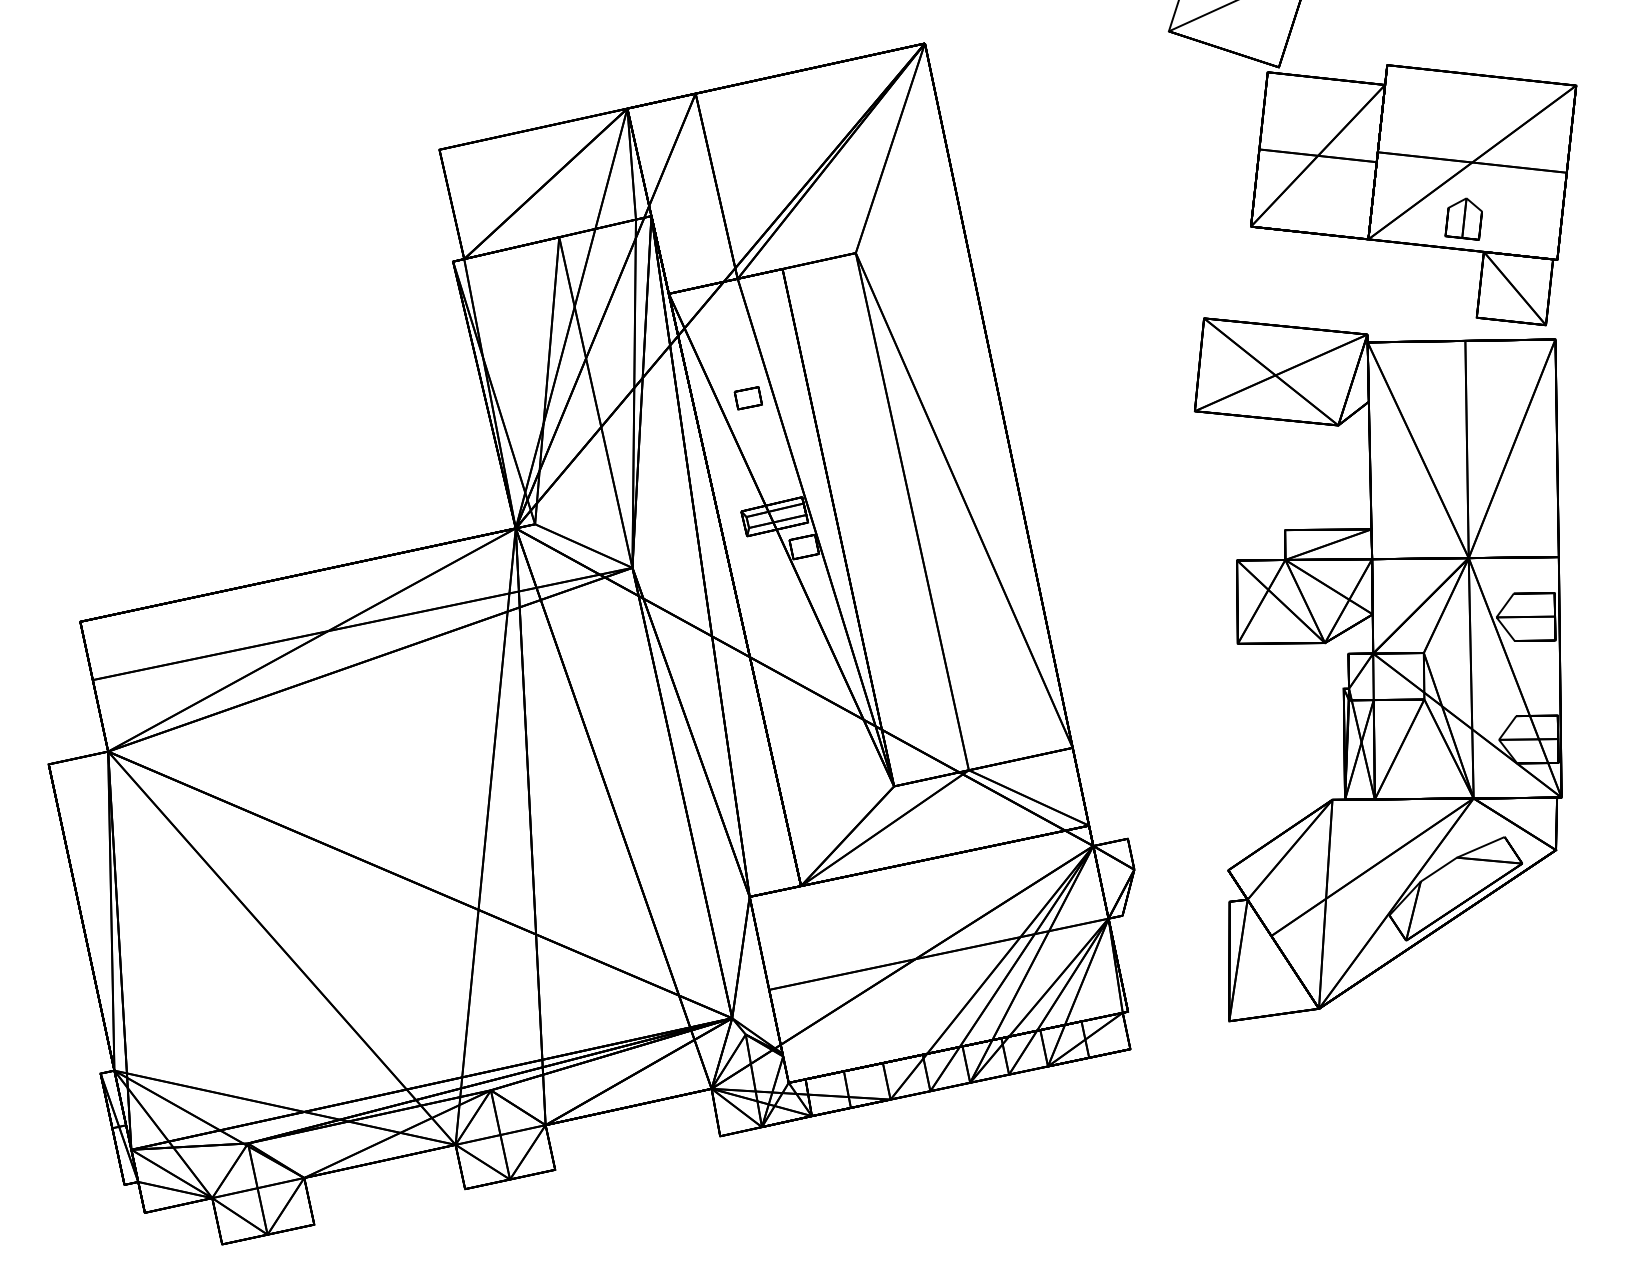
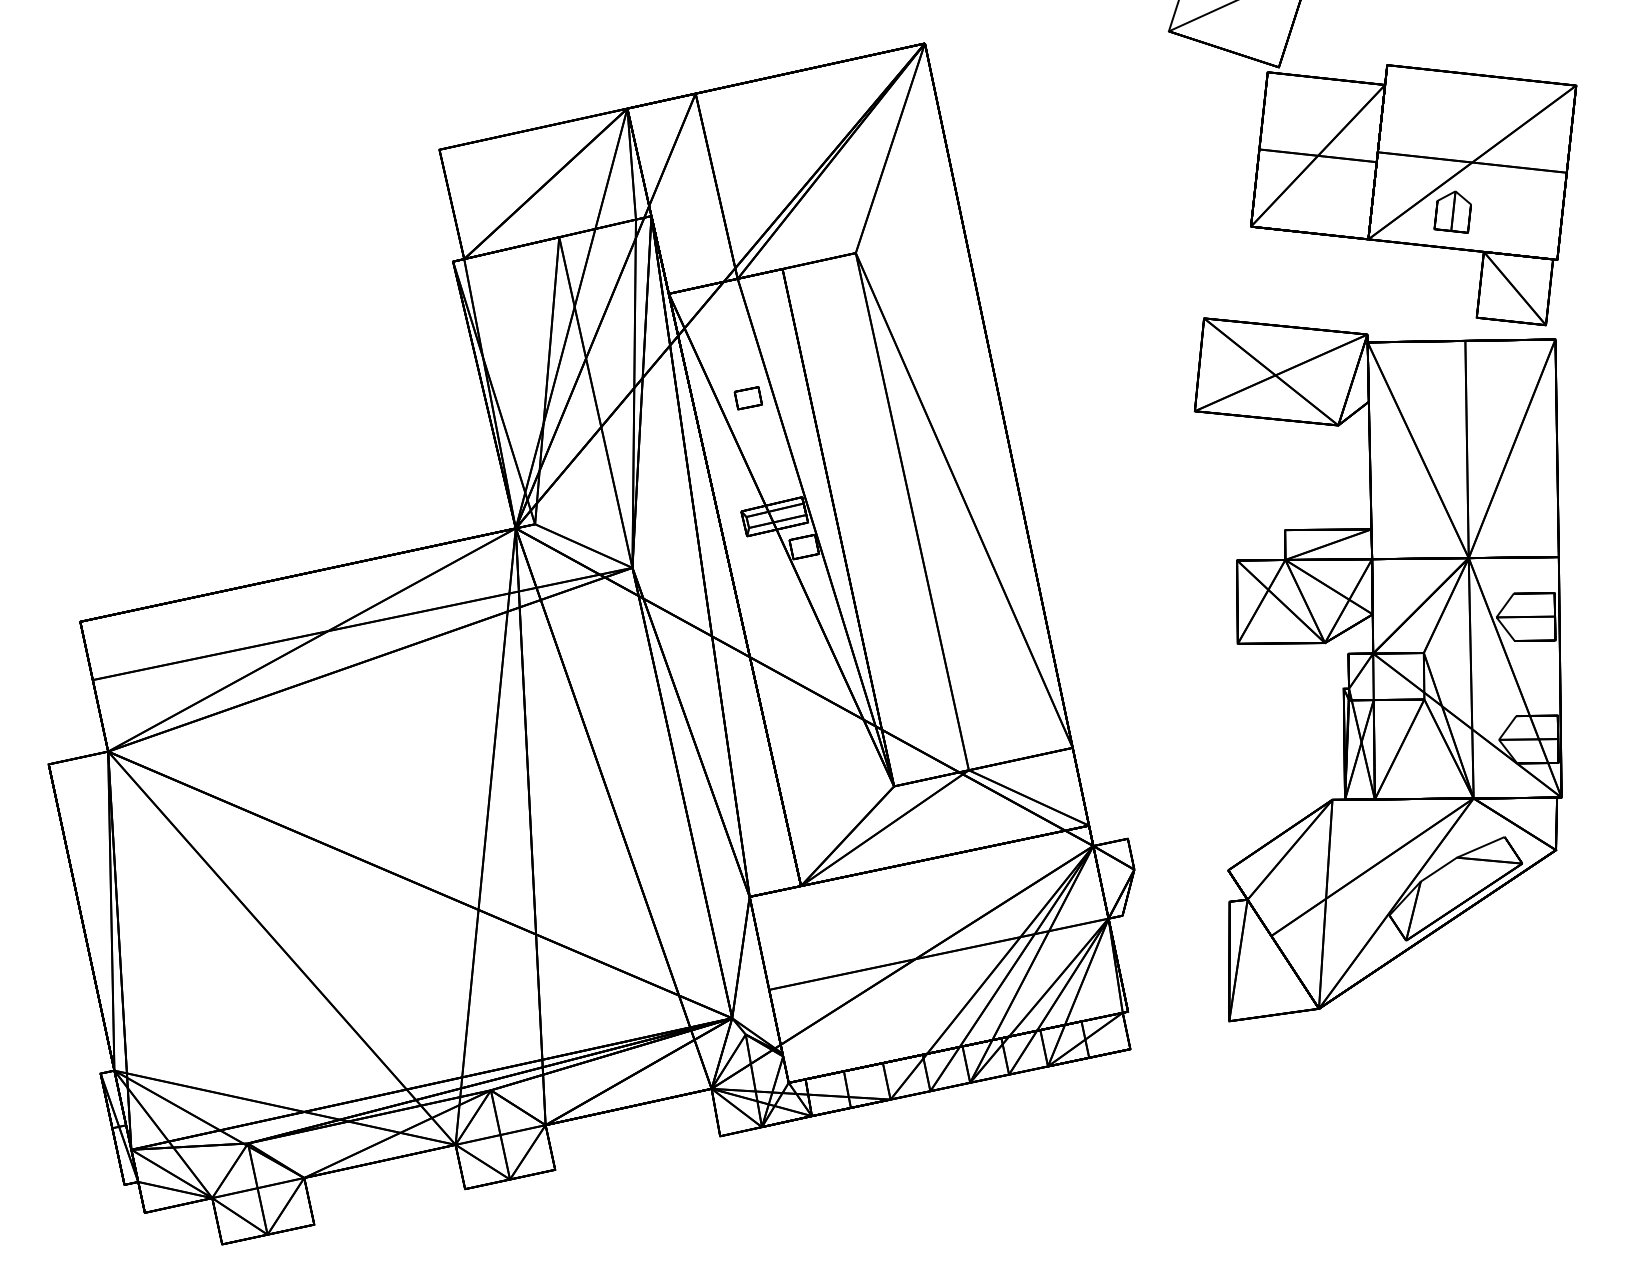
part position: (1463, 218) -> (1452, 211) (1452, 211)
